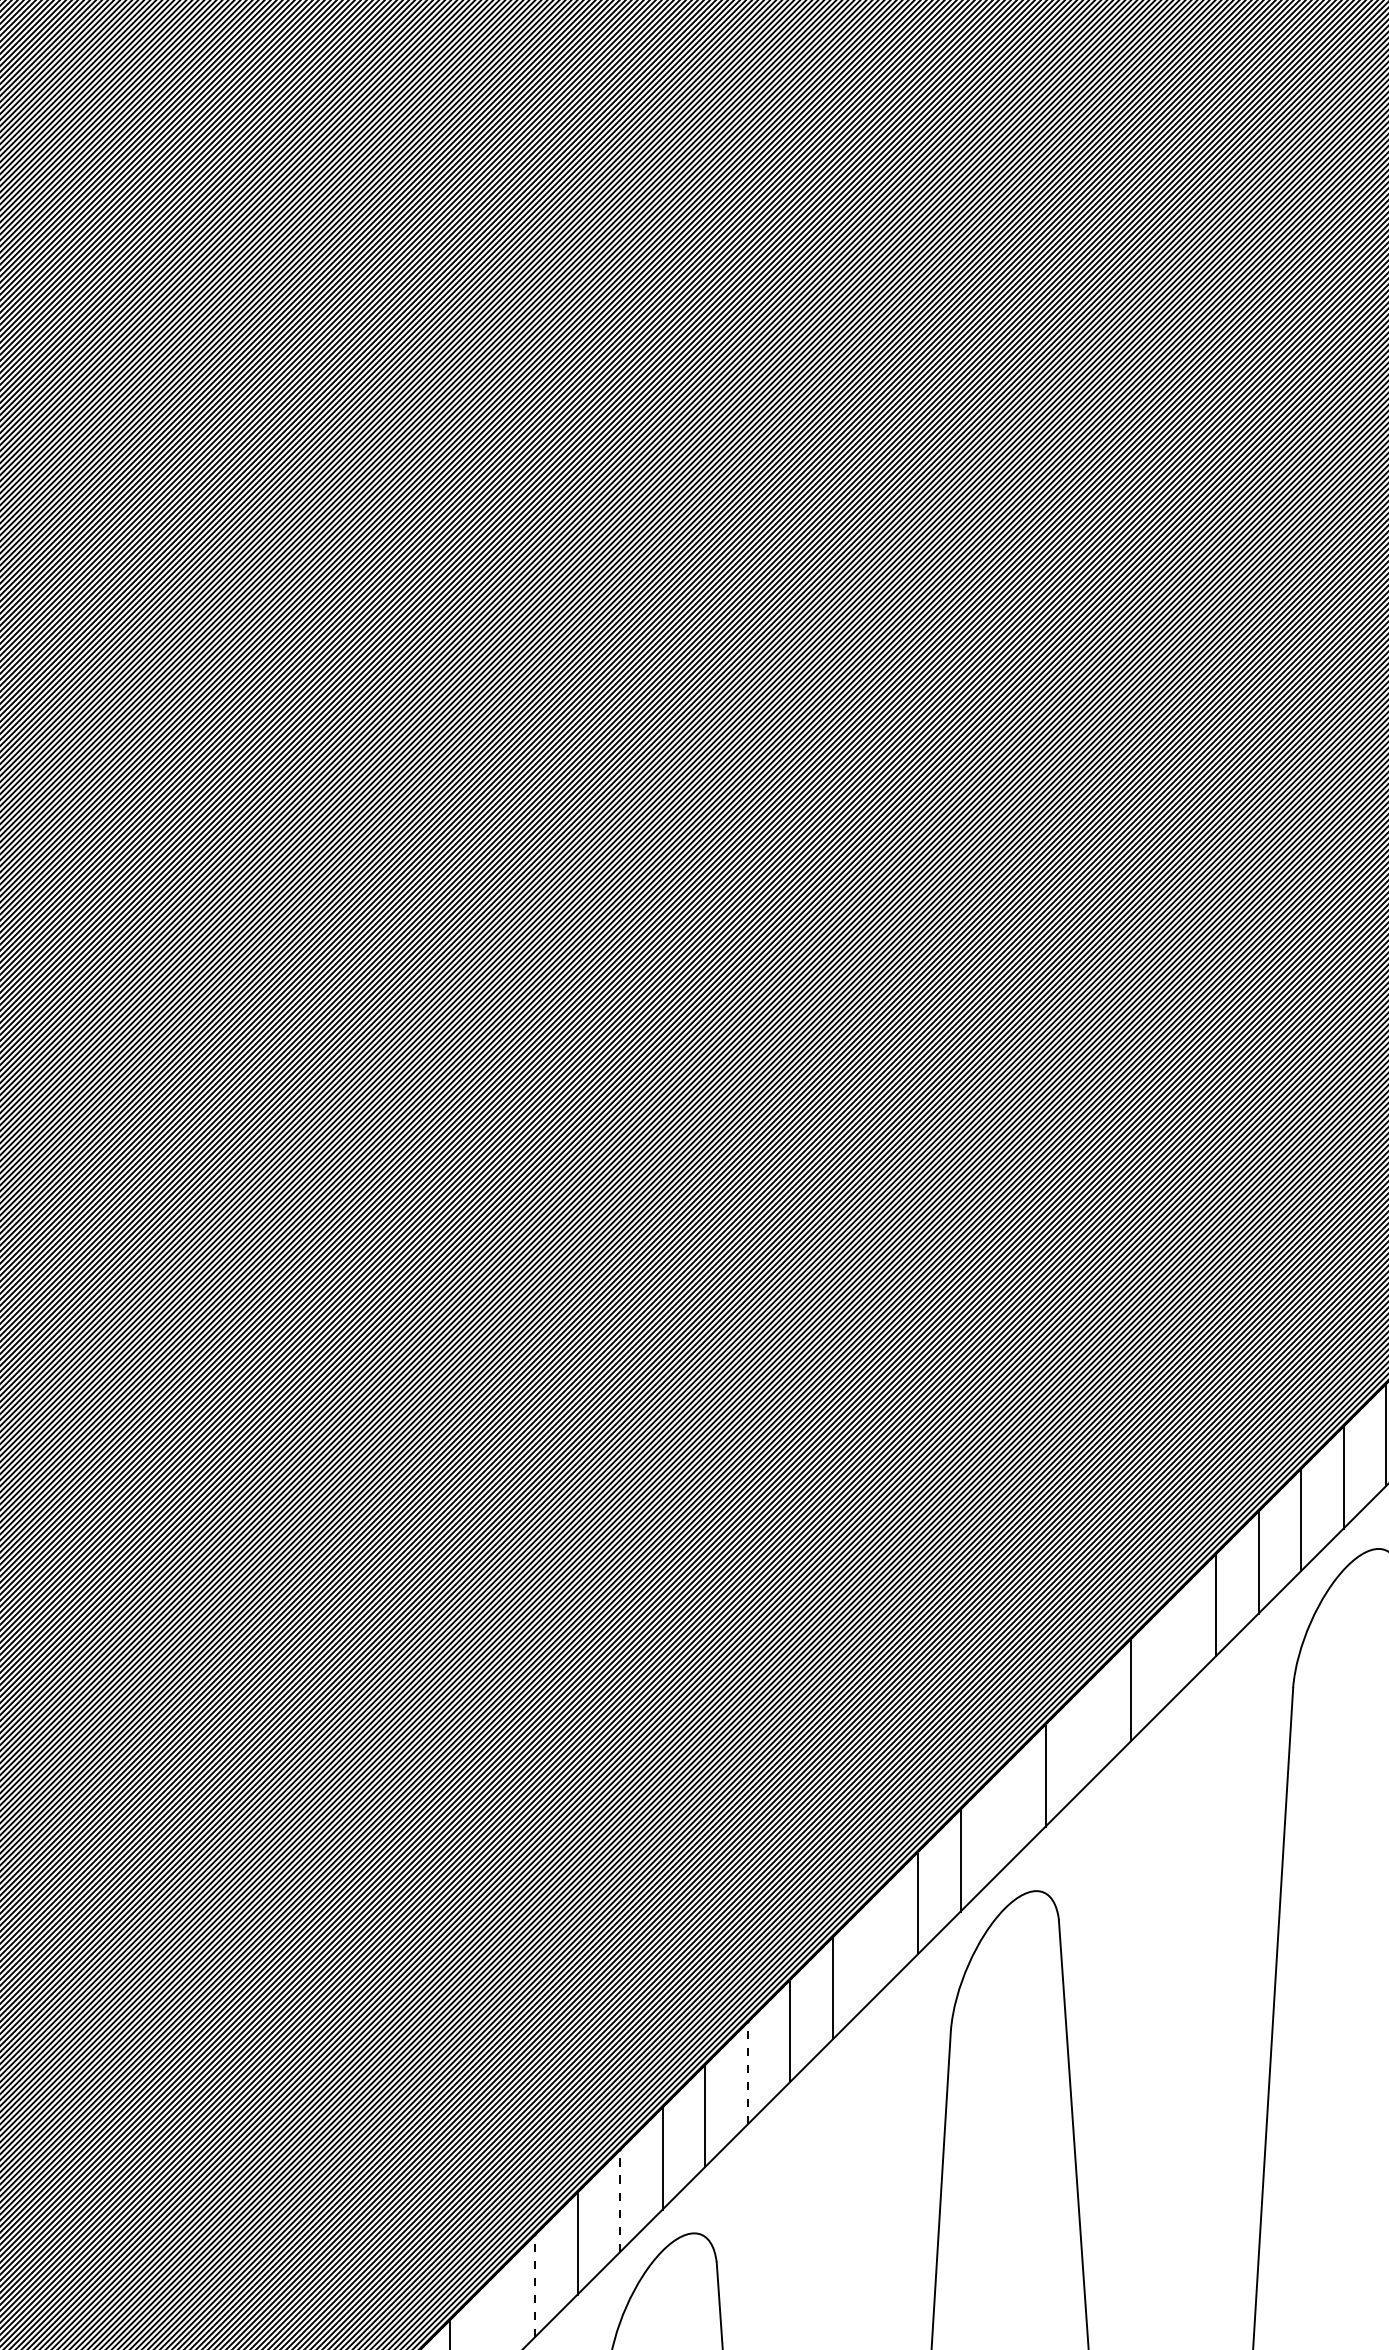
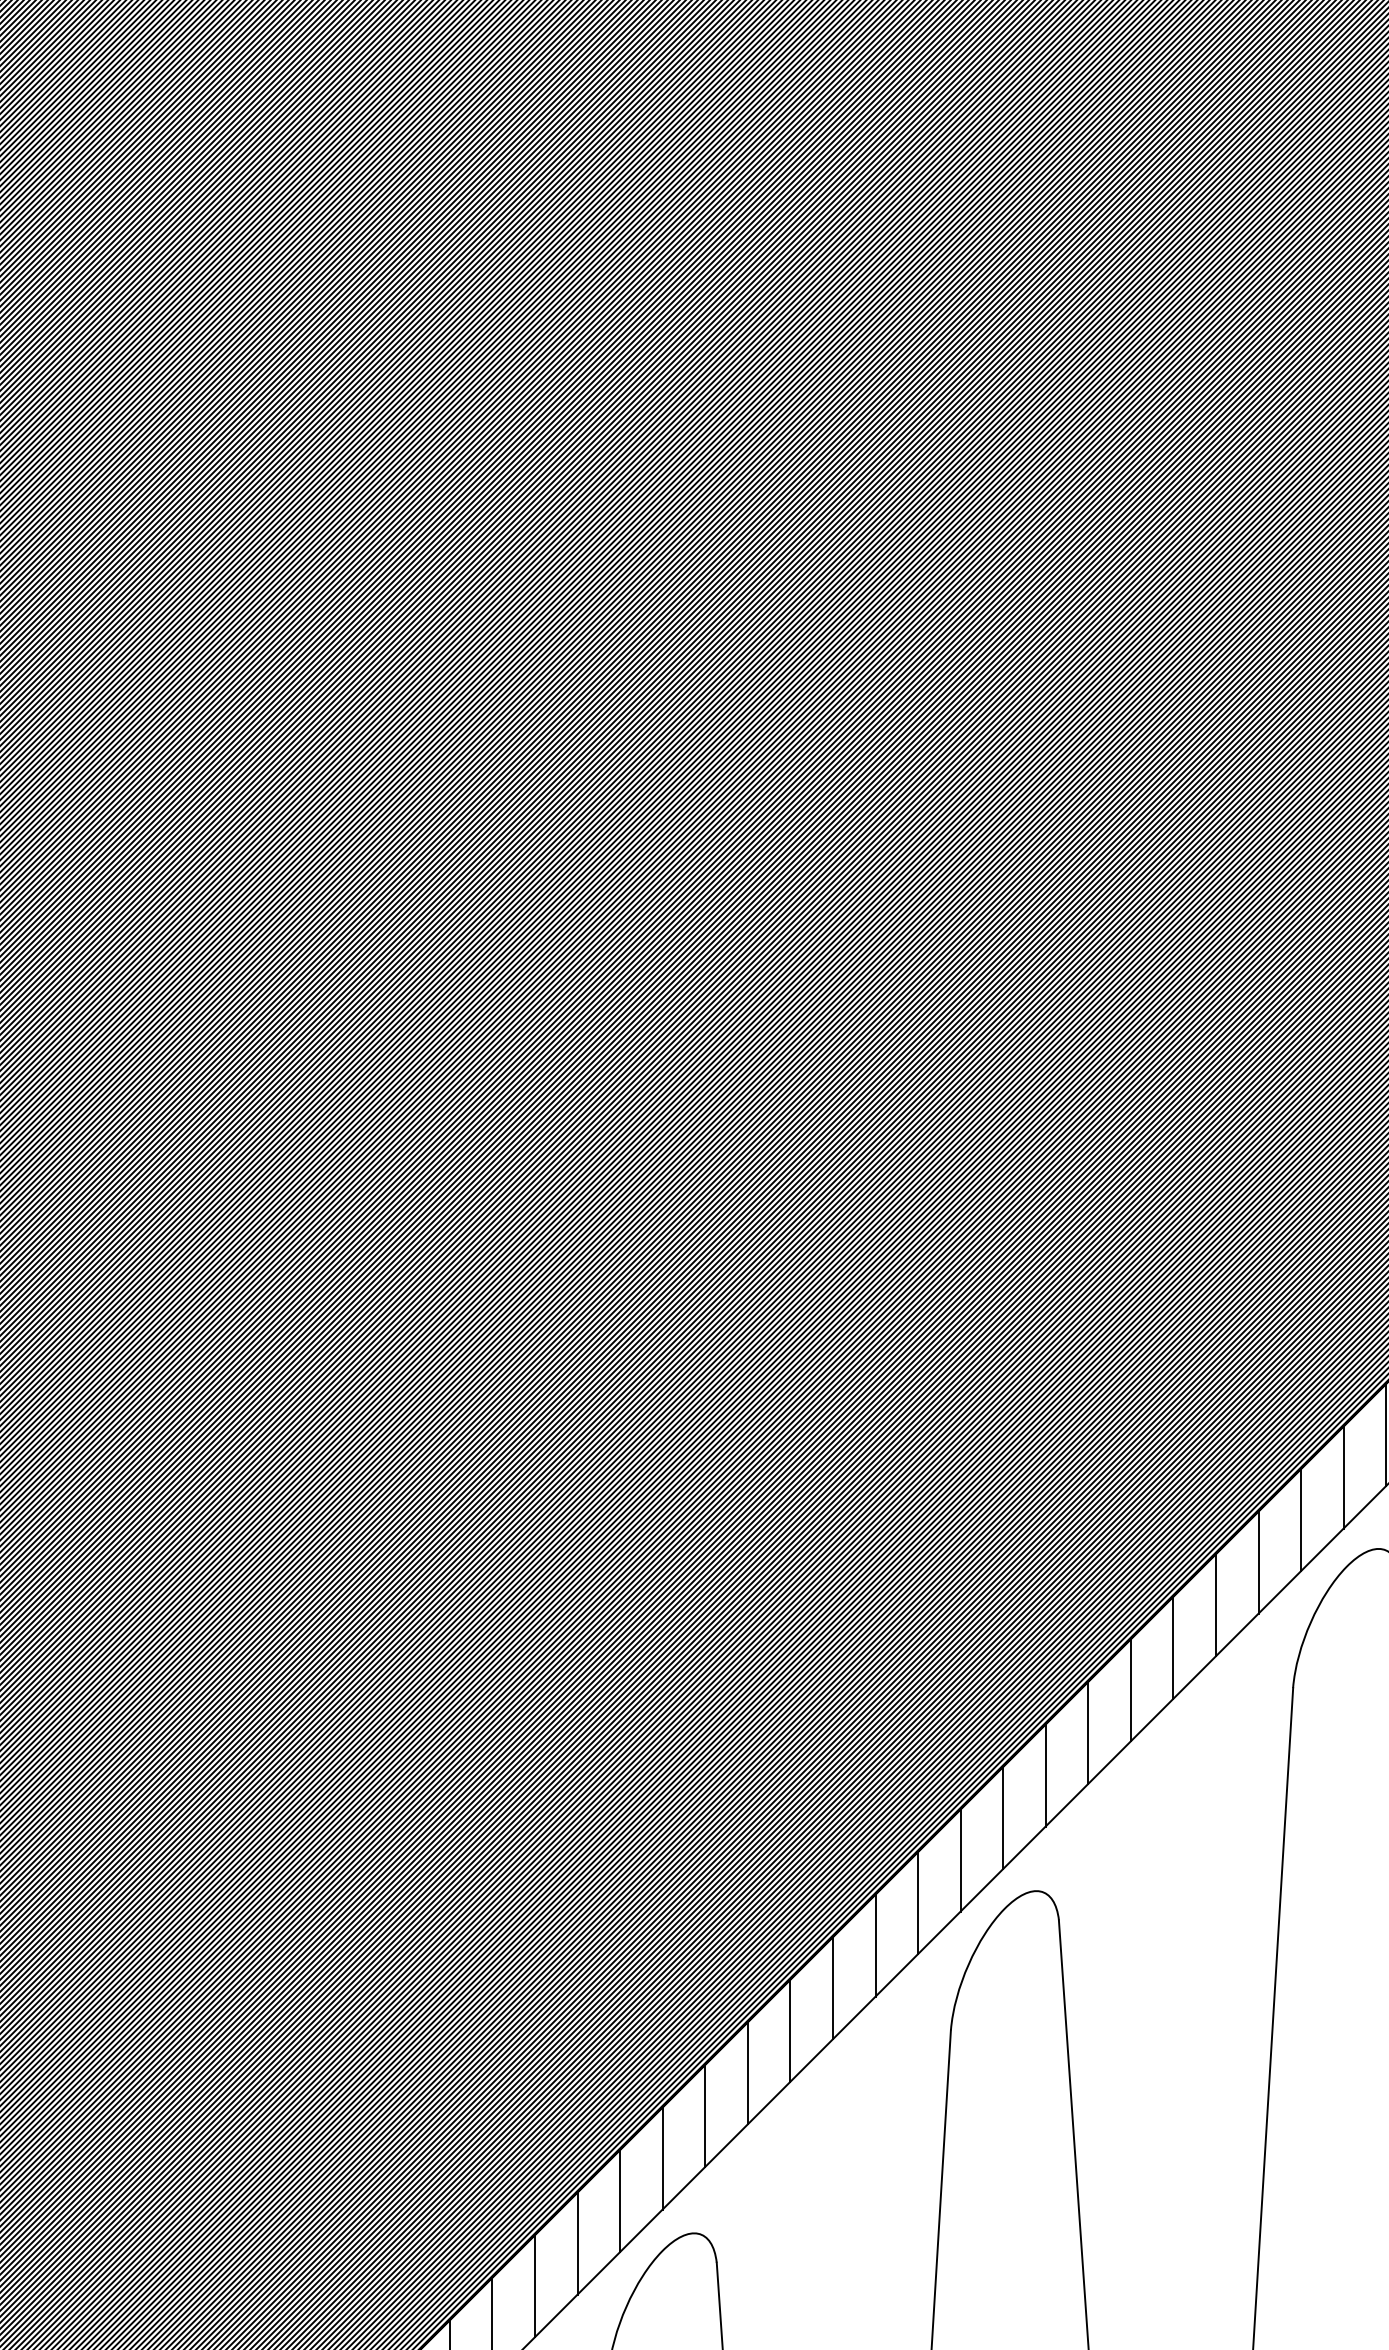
line: none -> present (1173, 1647)
line: none -> present (1088, 1732)
line: none -> present (1003, 1817)
line: none -> present (875, 1945)
line: dashed -> solid (747, 2072)
line: dashed -> solid (620, 2200)
line: dashed -> solid (535, 2285)
line: none -> present (492, 2311)
